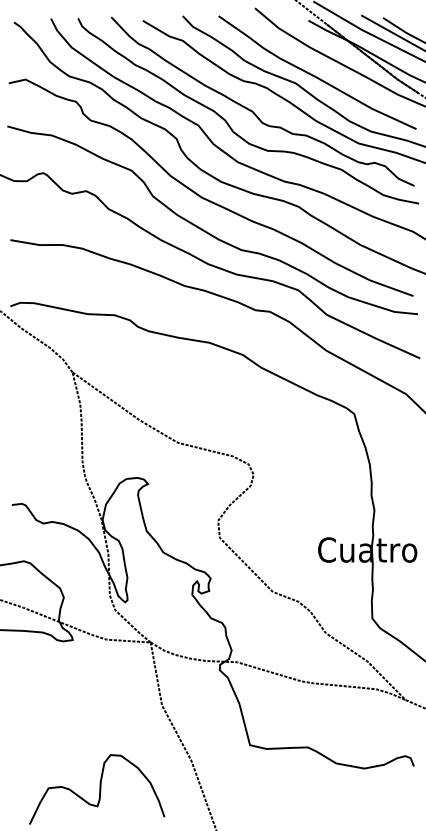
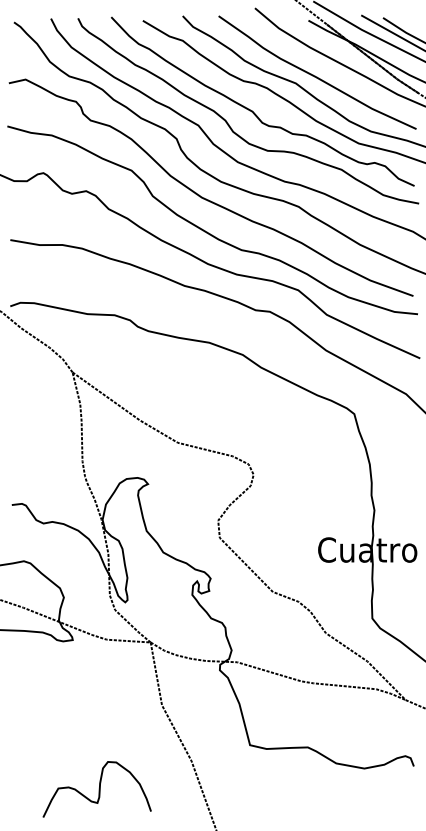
part size: 137x71 px -> 110x57 px (96, 789)
